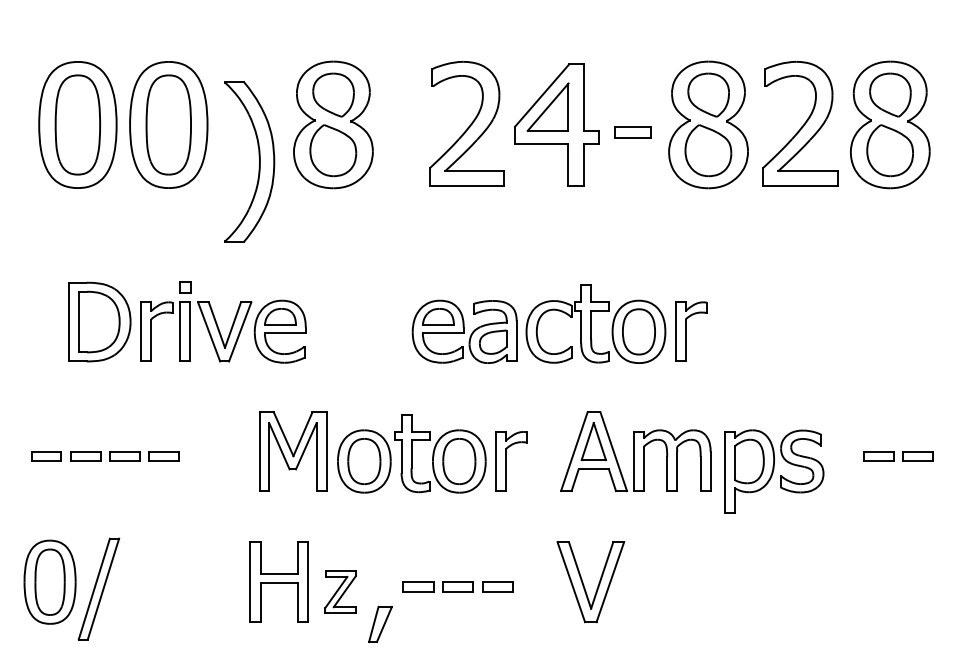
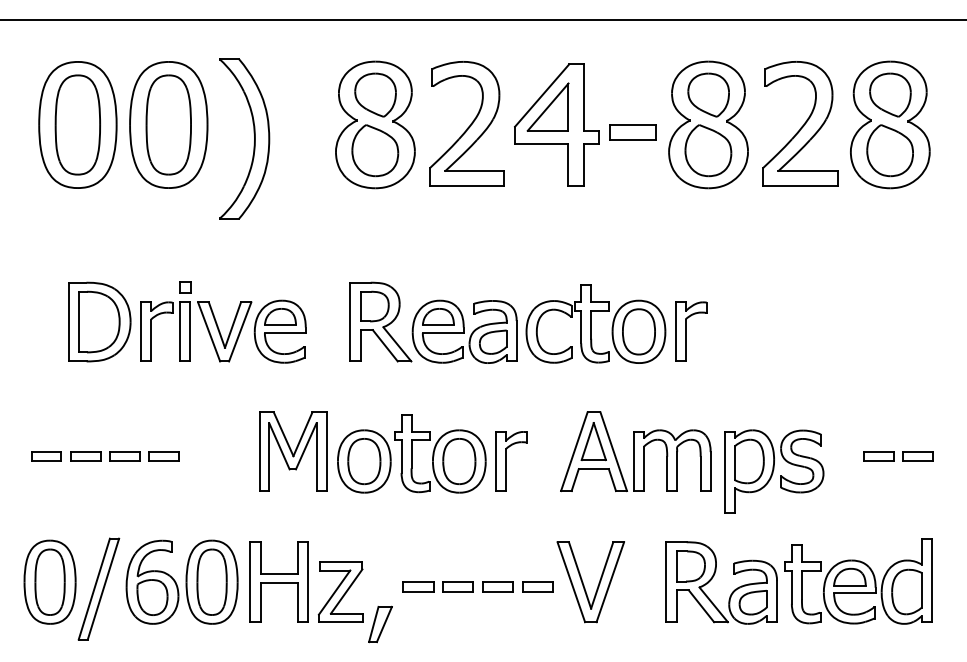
line: none -> present (482, 19)
part position: (333, 124) -> (375, 124) (375, 124)
part size: 38x13 px -> 48x17 px (632, 132)
part position: (259, 161) -> (254, 138) (254, 138)
part: none -> present (380, 321)
part: none -> present (181, 581)
part: none -> present (798, 581)
part: none -> present (537, 586)
part size: 33x44 px -> 47x62 px (340, 591)
